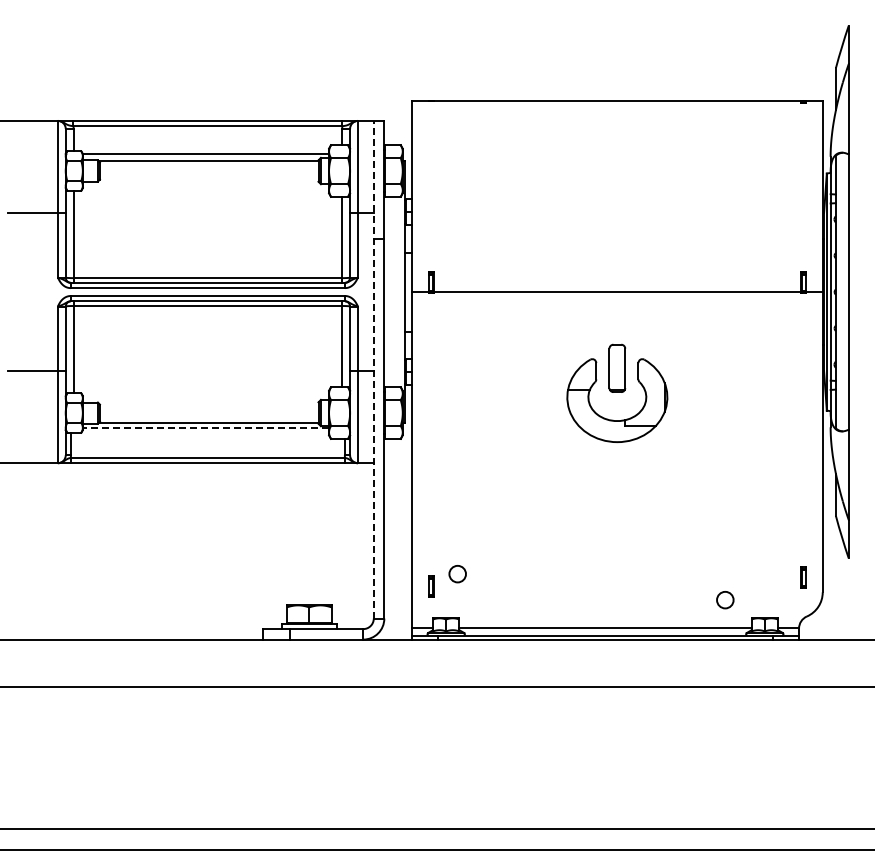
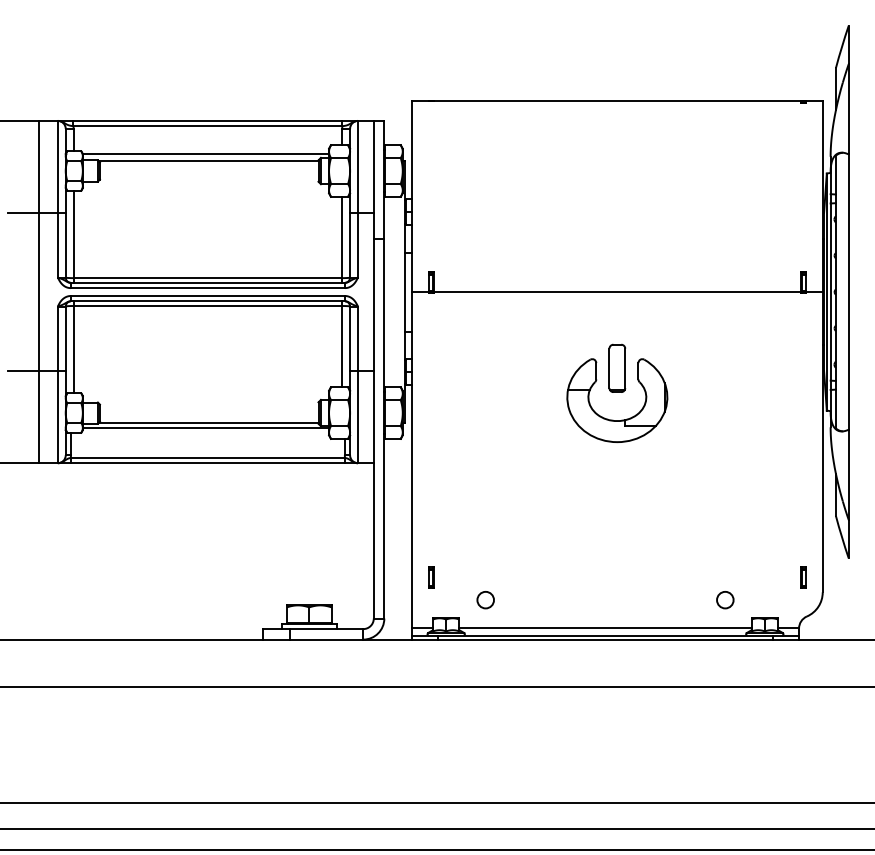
line: none -> present (39, 291)
line: dashed -> solid (373, 369)
line: dashed -> solid (205, 428)
circle position: (457, 574) -> (485, 600) (485, 600)
part position: (431, 586) -> (431, 577) (431, 577)
line: none -> present (436, 802)
